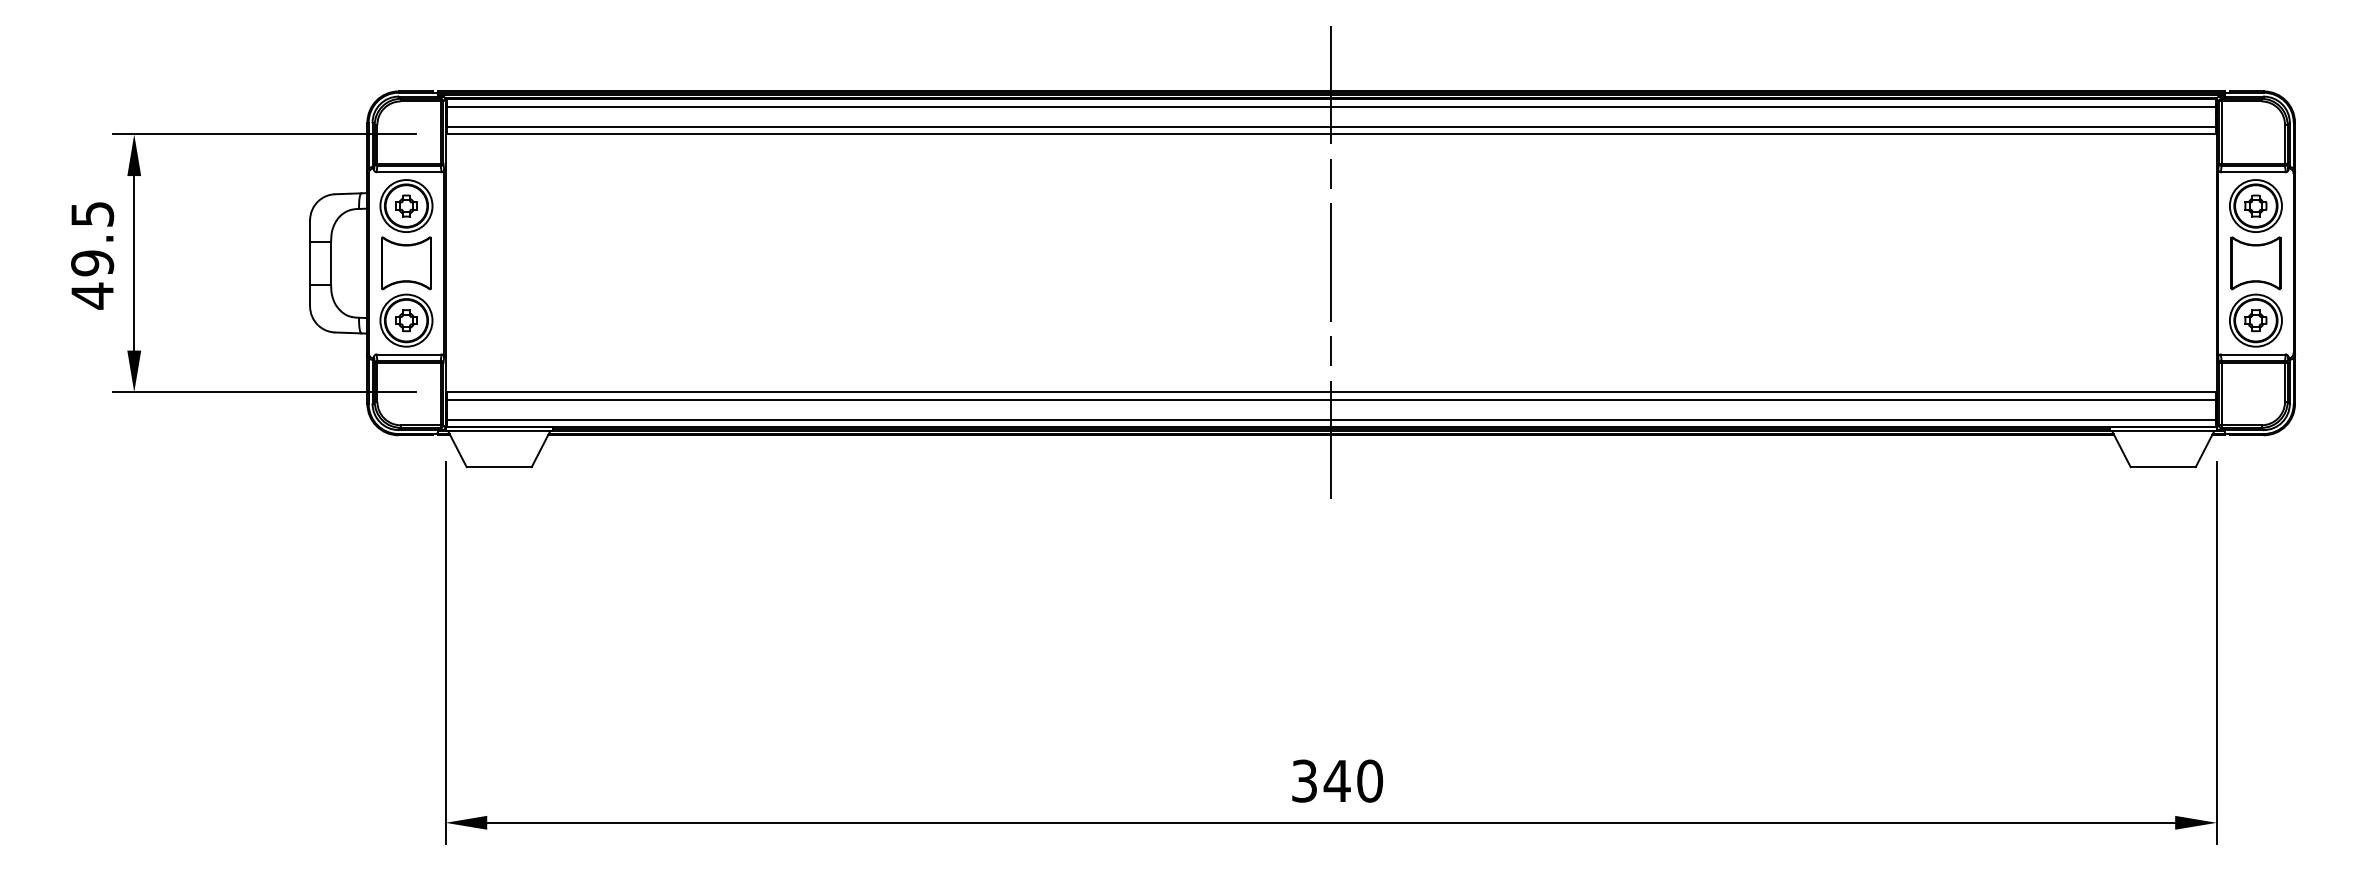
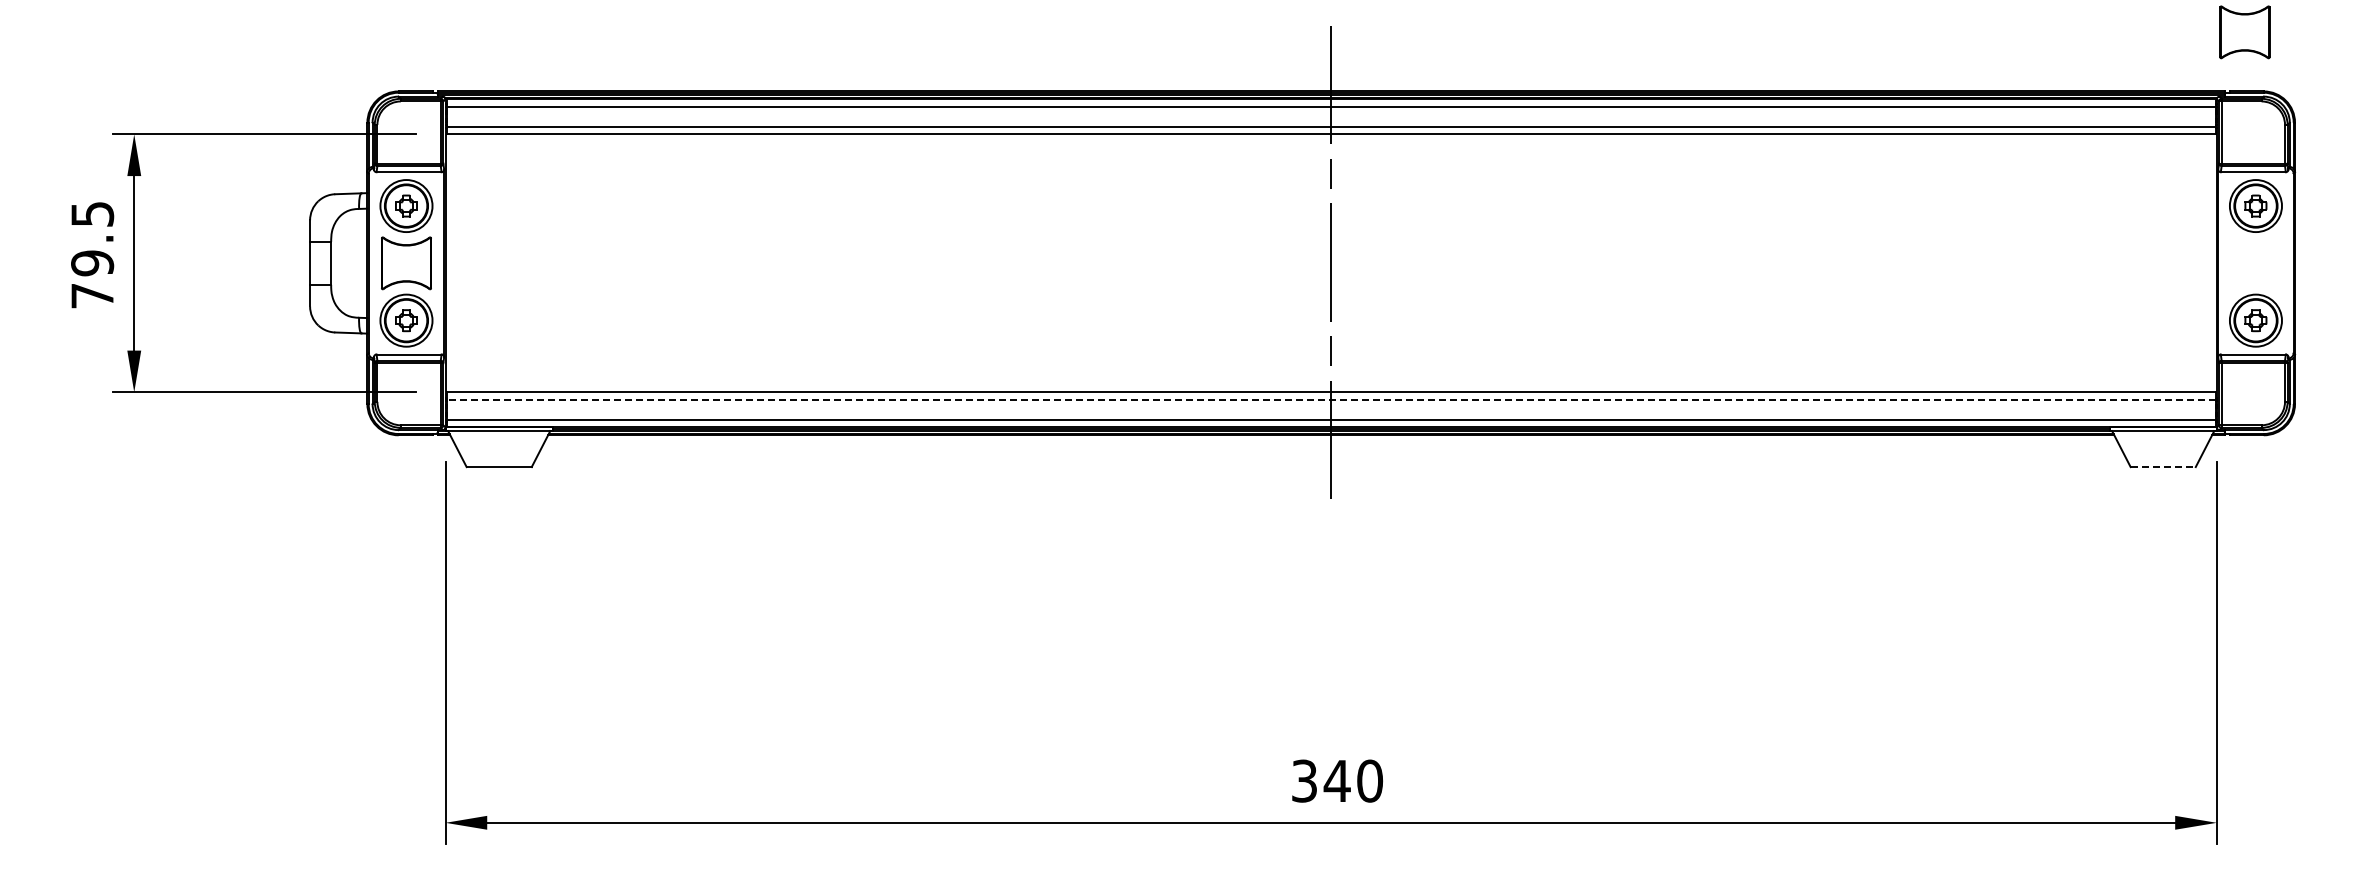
part position: (2255, 263) -> (2244, 32) (2244, 32)
text: 49.5 -> 79.5 (92, 295)
line: solid -> dashed (1330, 400)
line: solid -> dashed (2163, 467)
